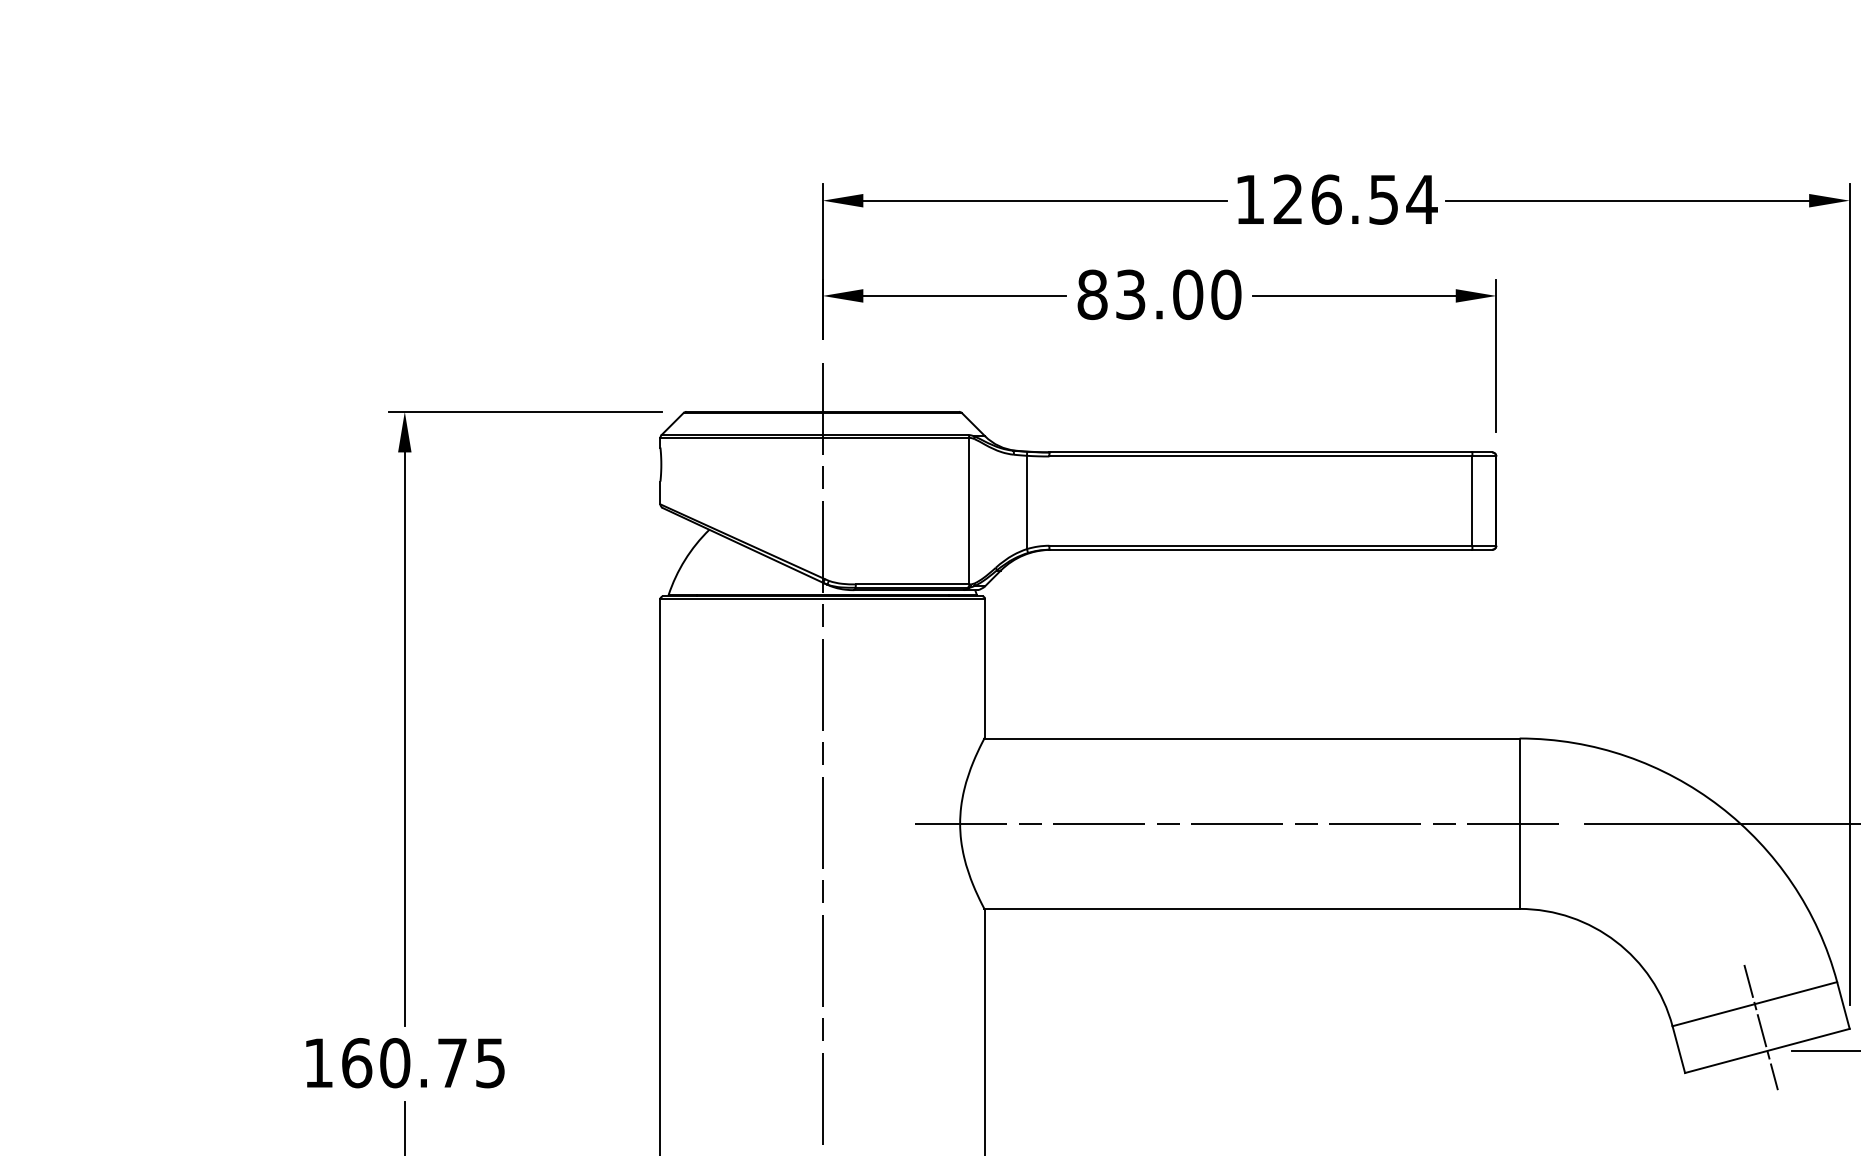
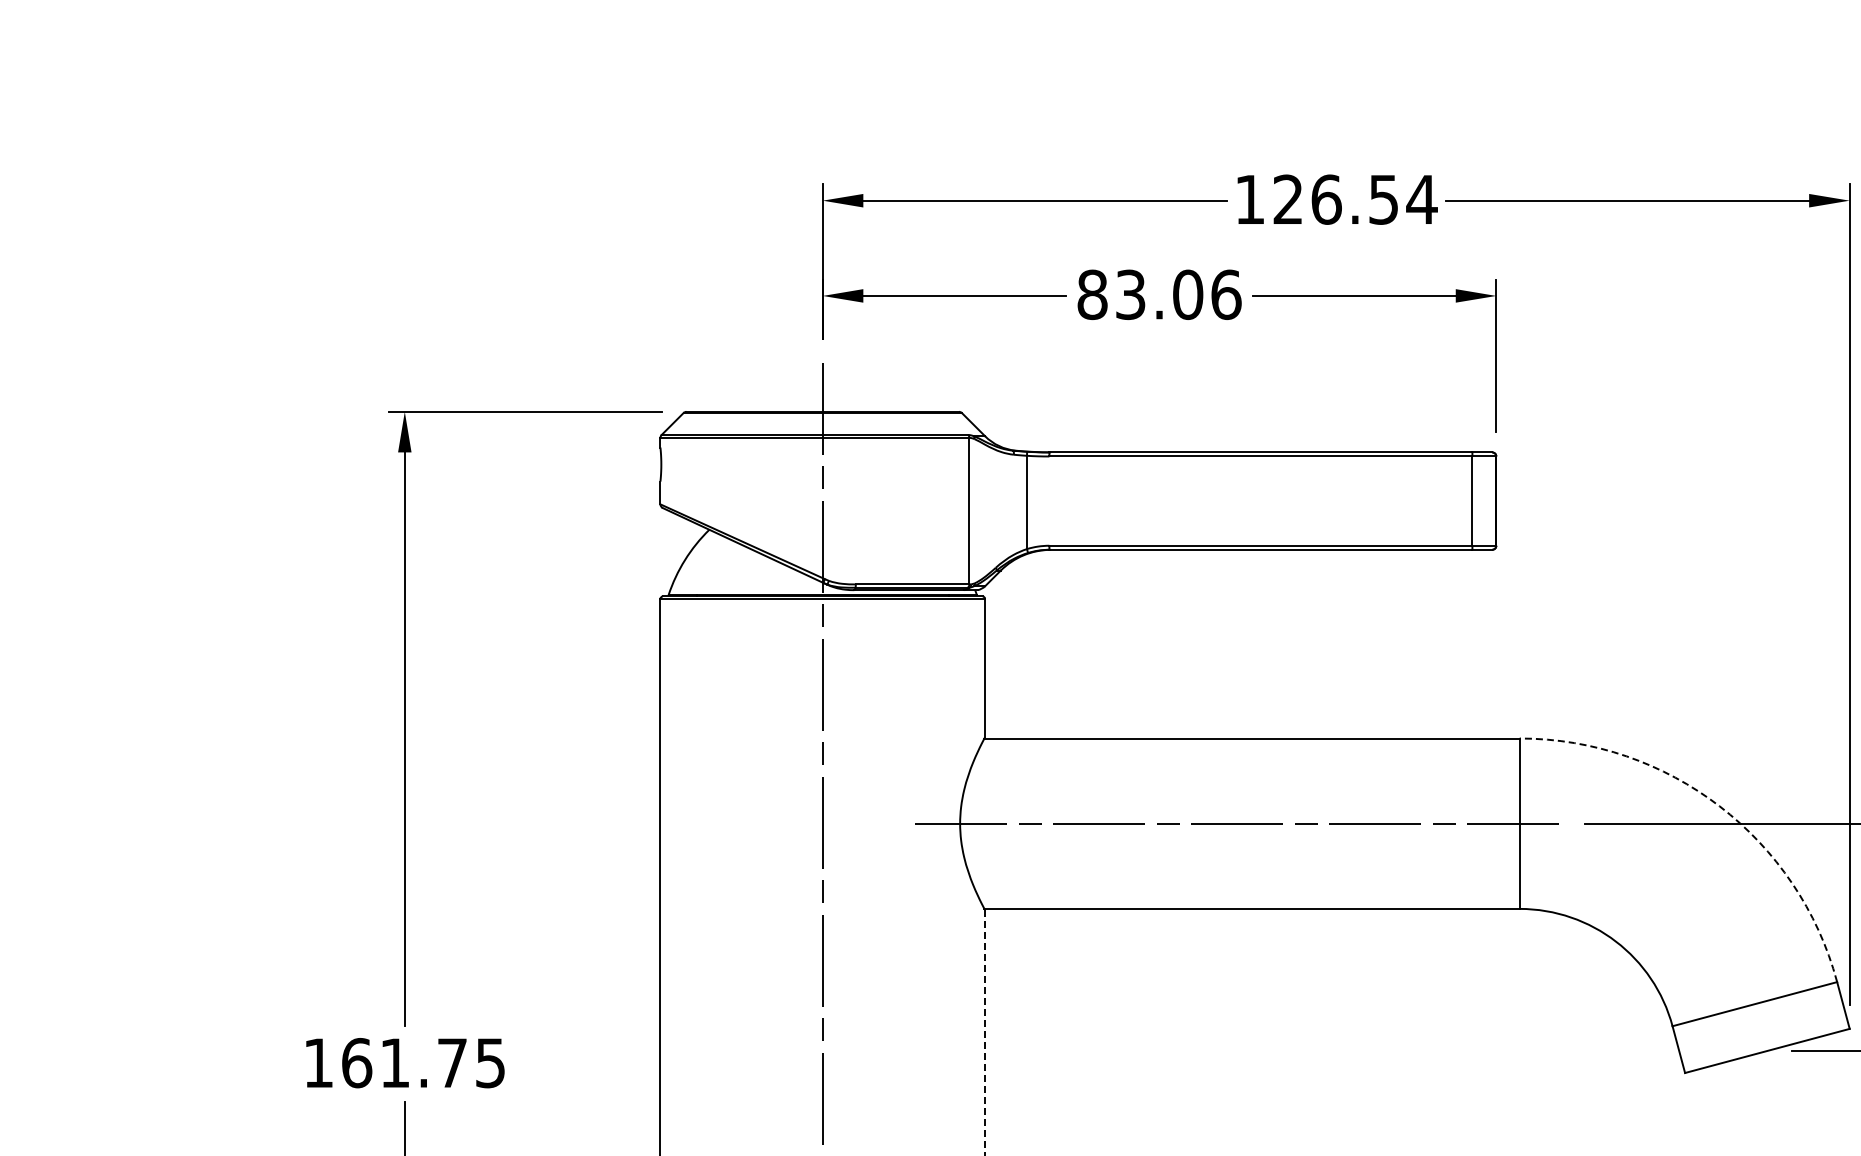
text: 83.00 -> 83.06 (1226, 294)
arc: solid -> dashed (1719, 806)
line: present -> none (1760, 1027)
line: solid -> dashed (985, 1033)
text: 160.75 -> 161.75 (395, 1063)
